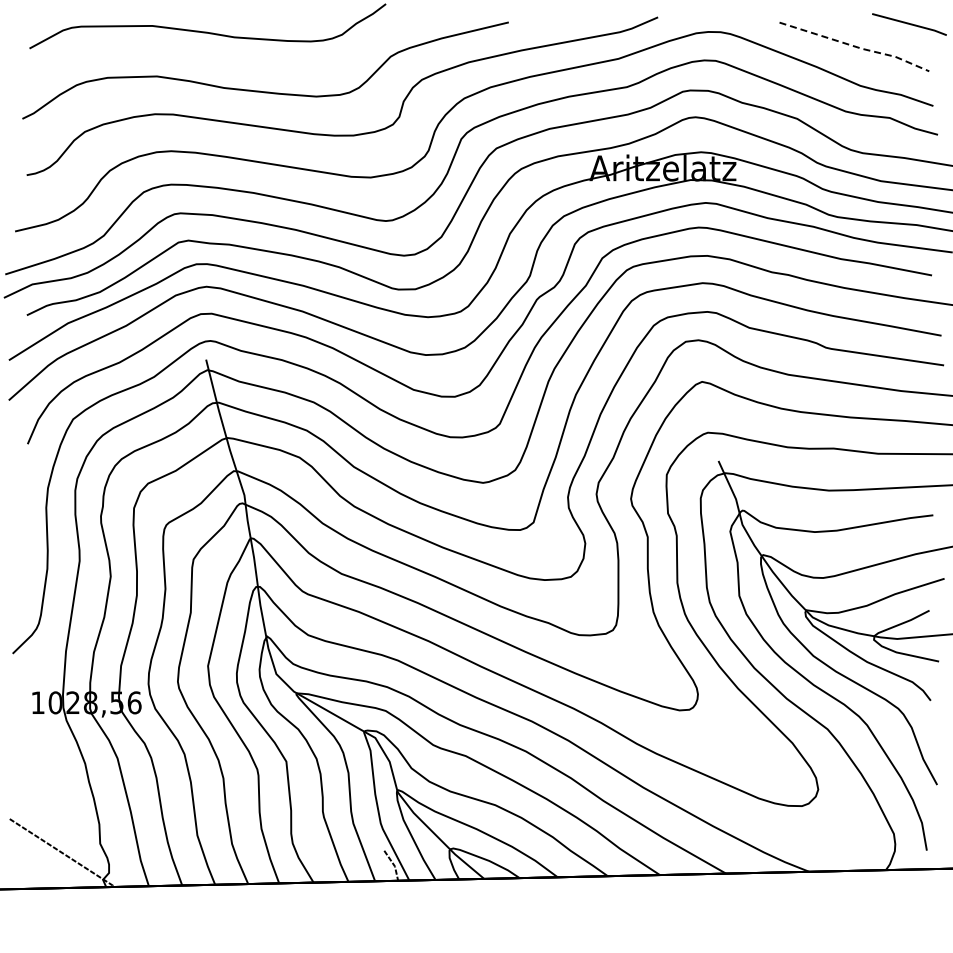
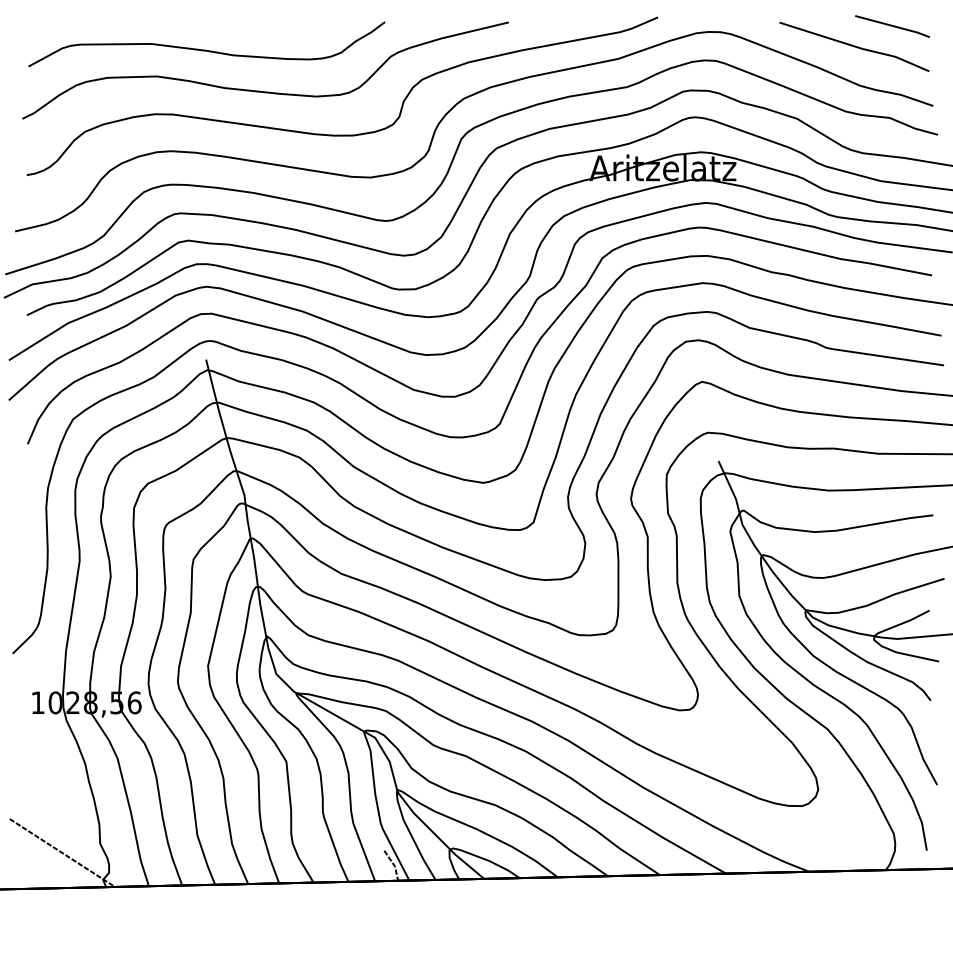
line position: (909, 24) -> (892, 26) (892, 26)
curve position: (207, 31) -> (206, 49) (206, 49)
line: dashed -> solid (856, 47)
